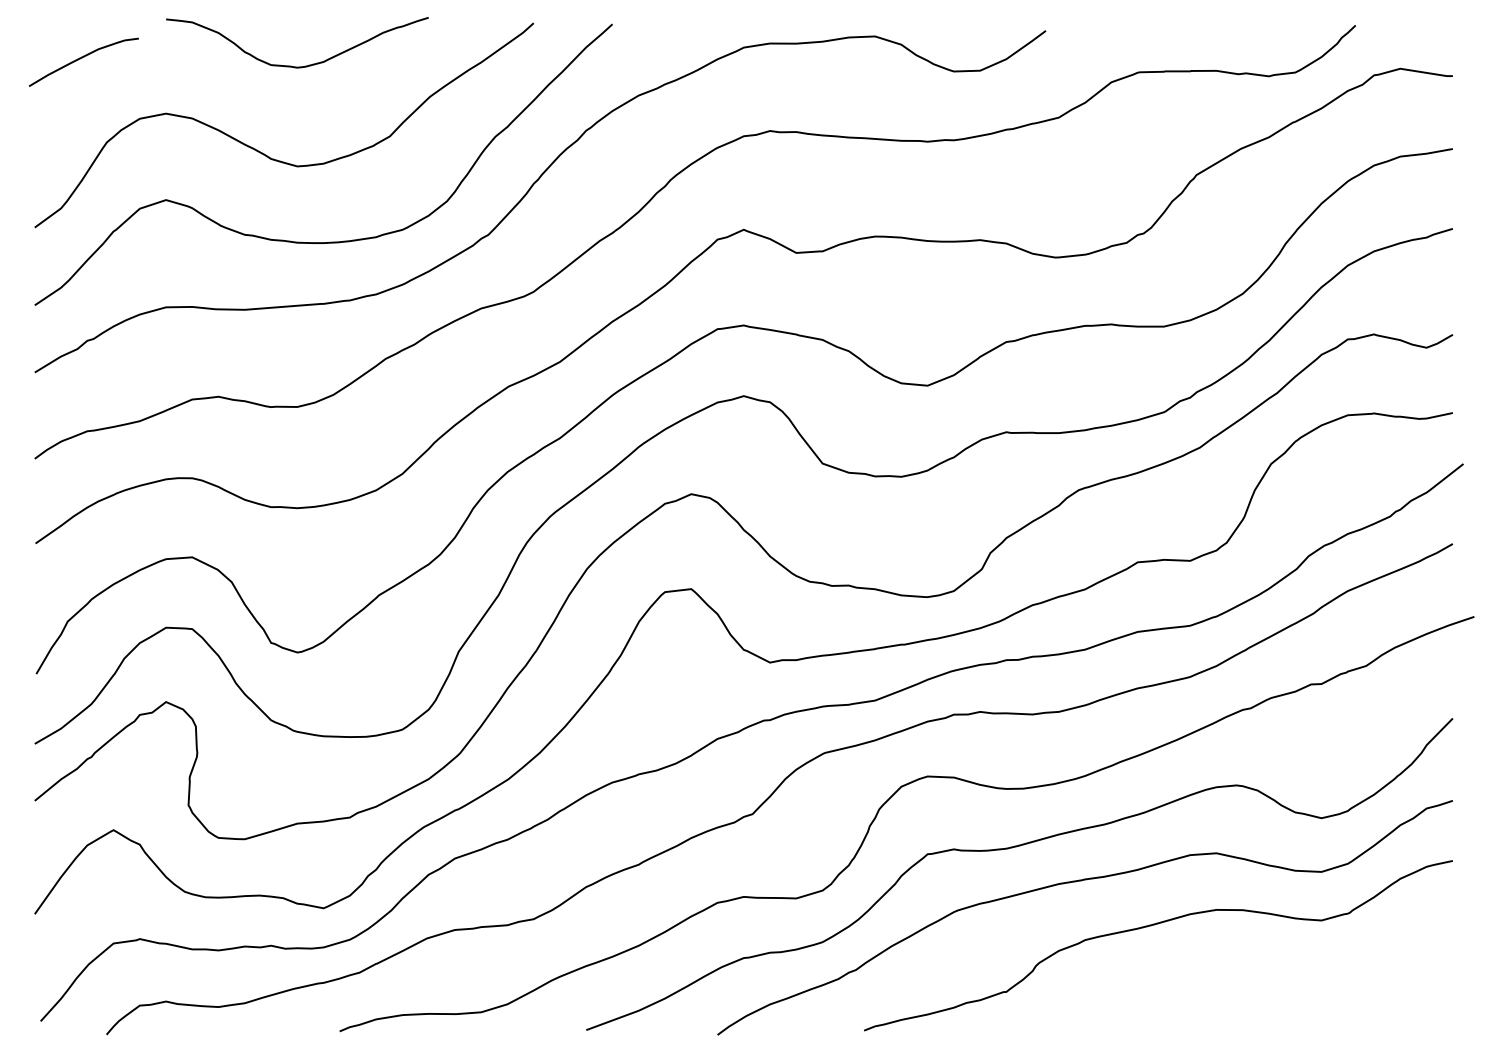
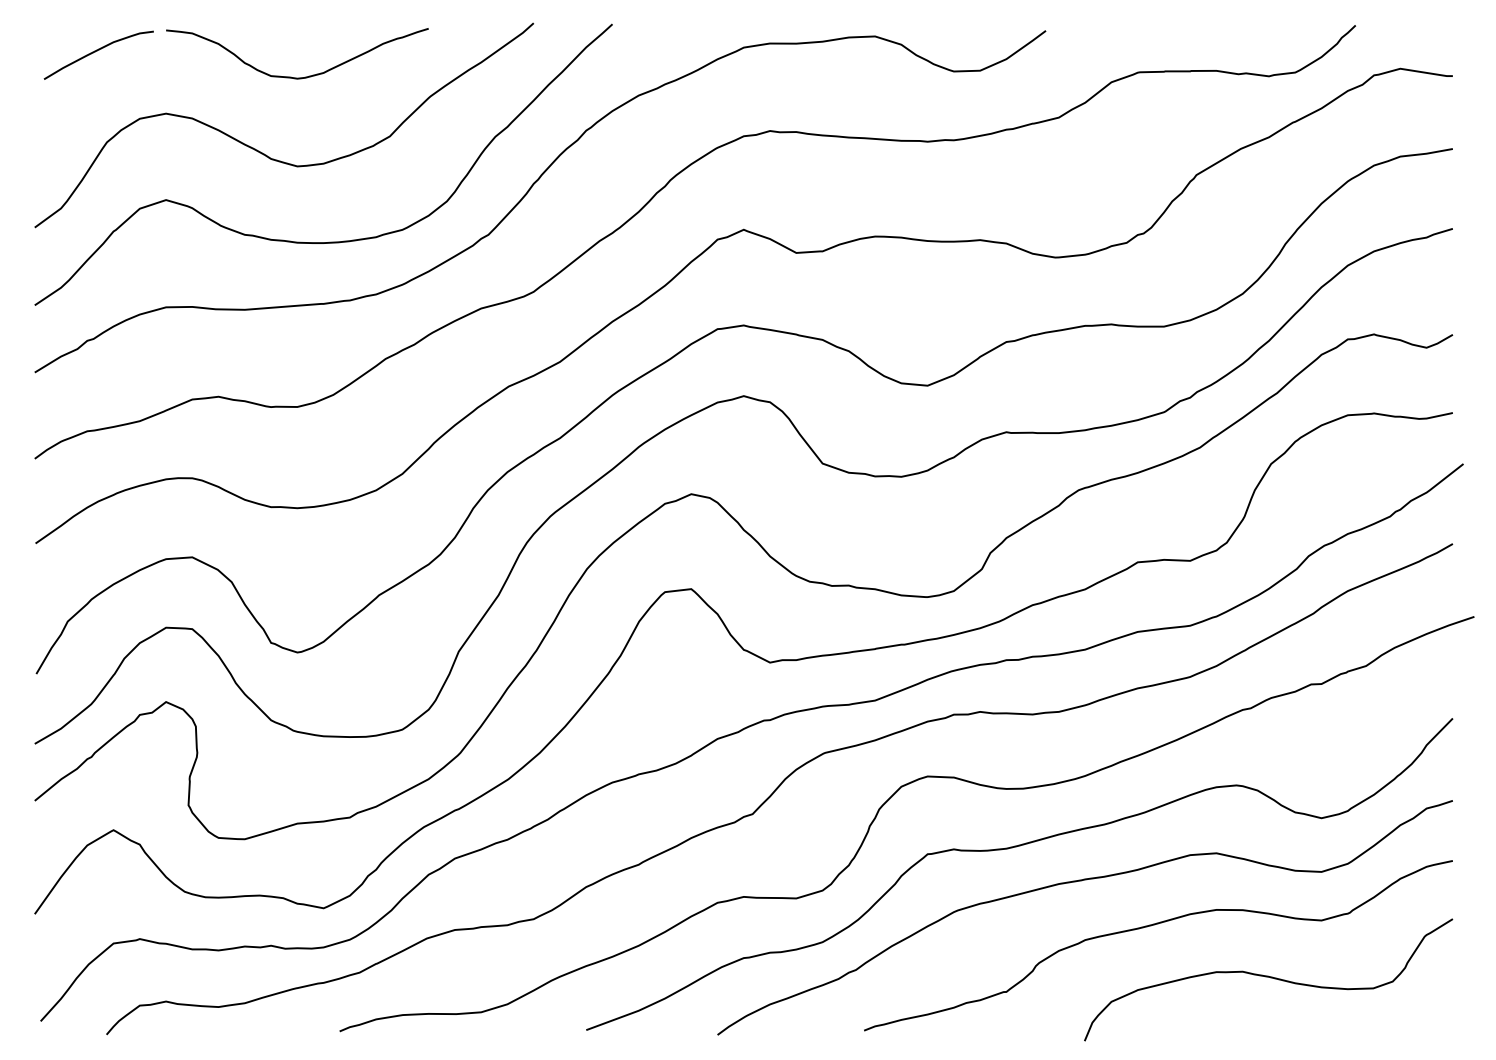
curve position: (82, 58) -> (97, 51) (97, 51)
curve position: (291, 65) -> (291, 76) (291, 76)
curve: none -> present (1268, 977)
